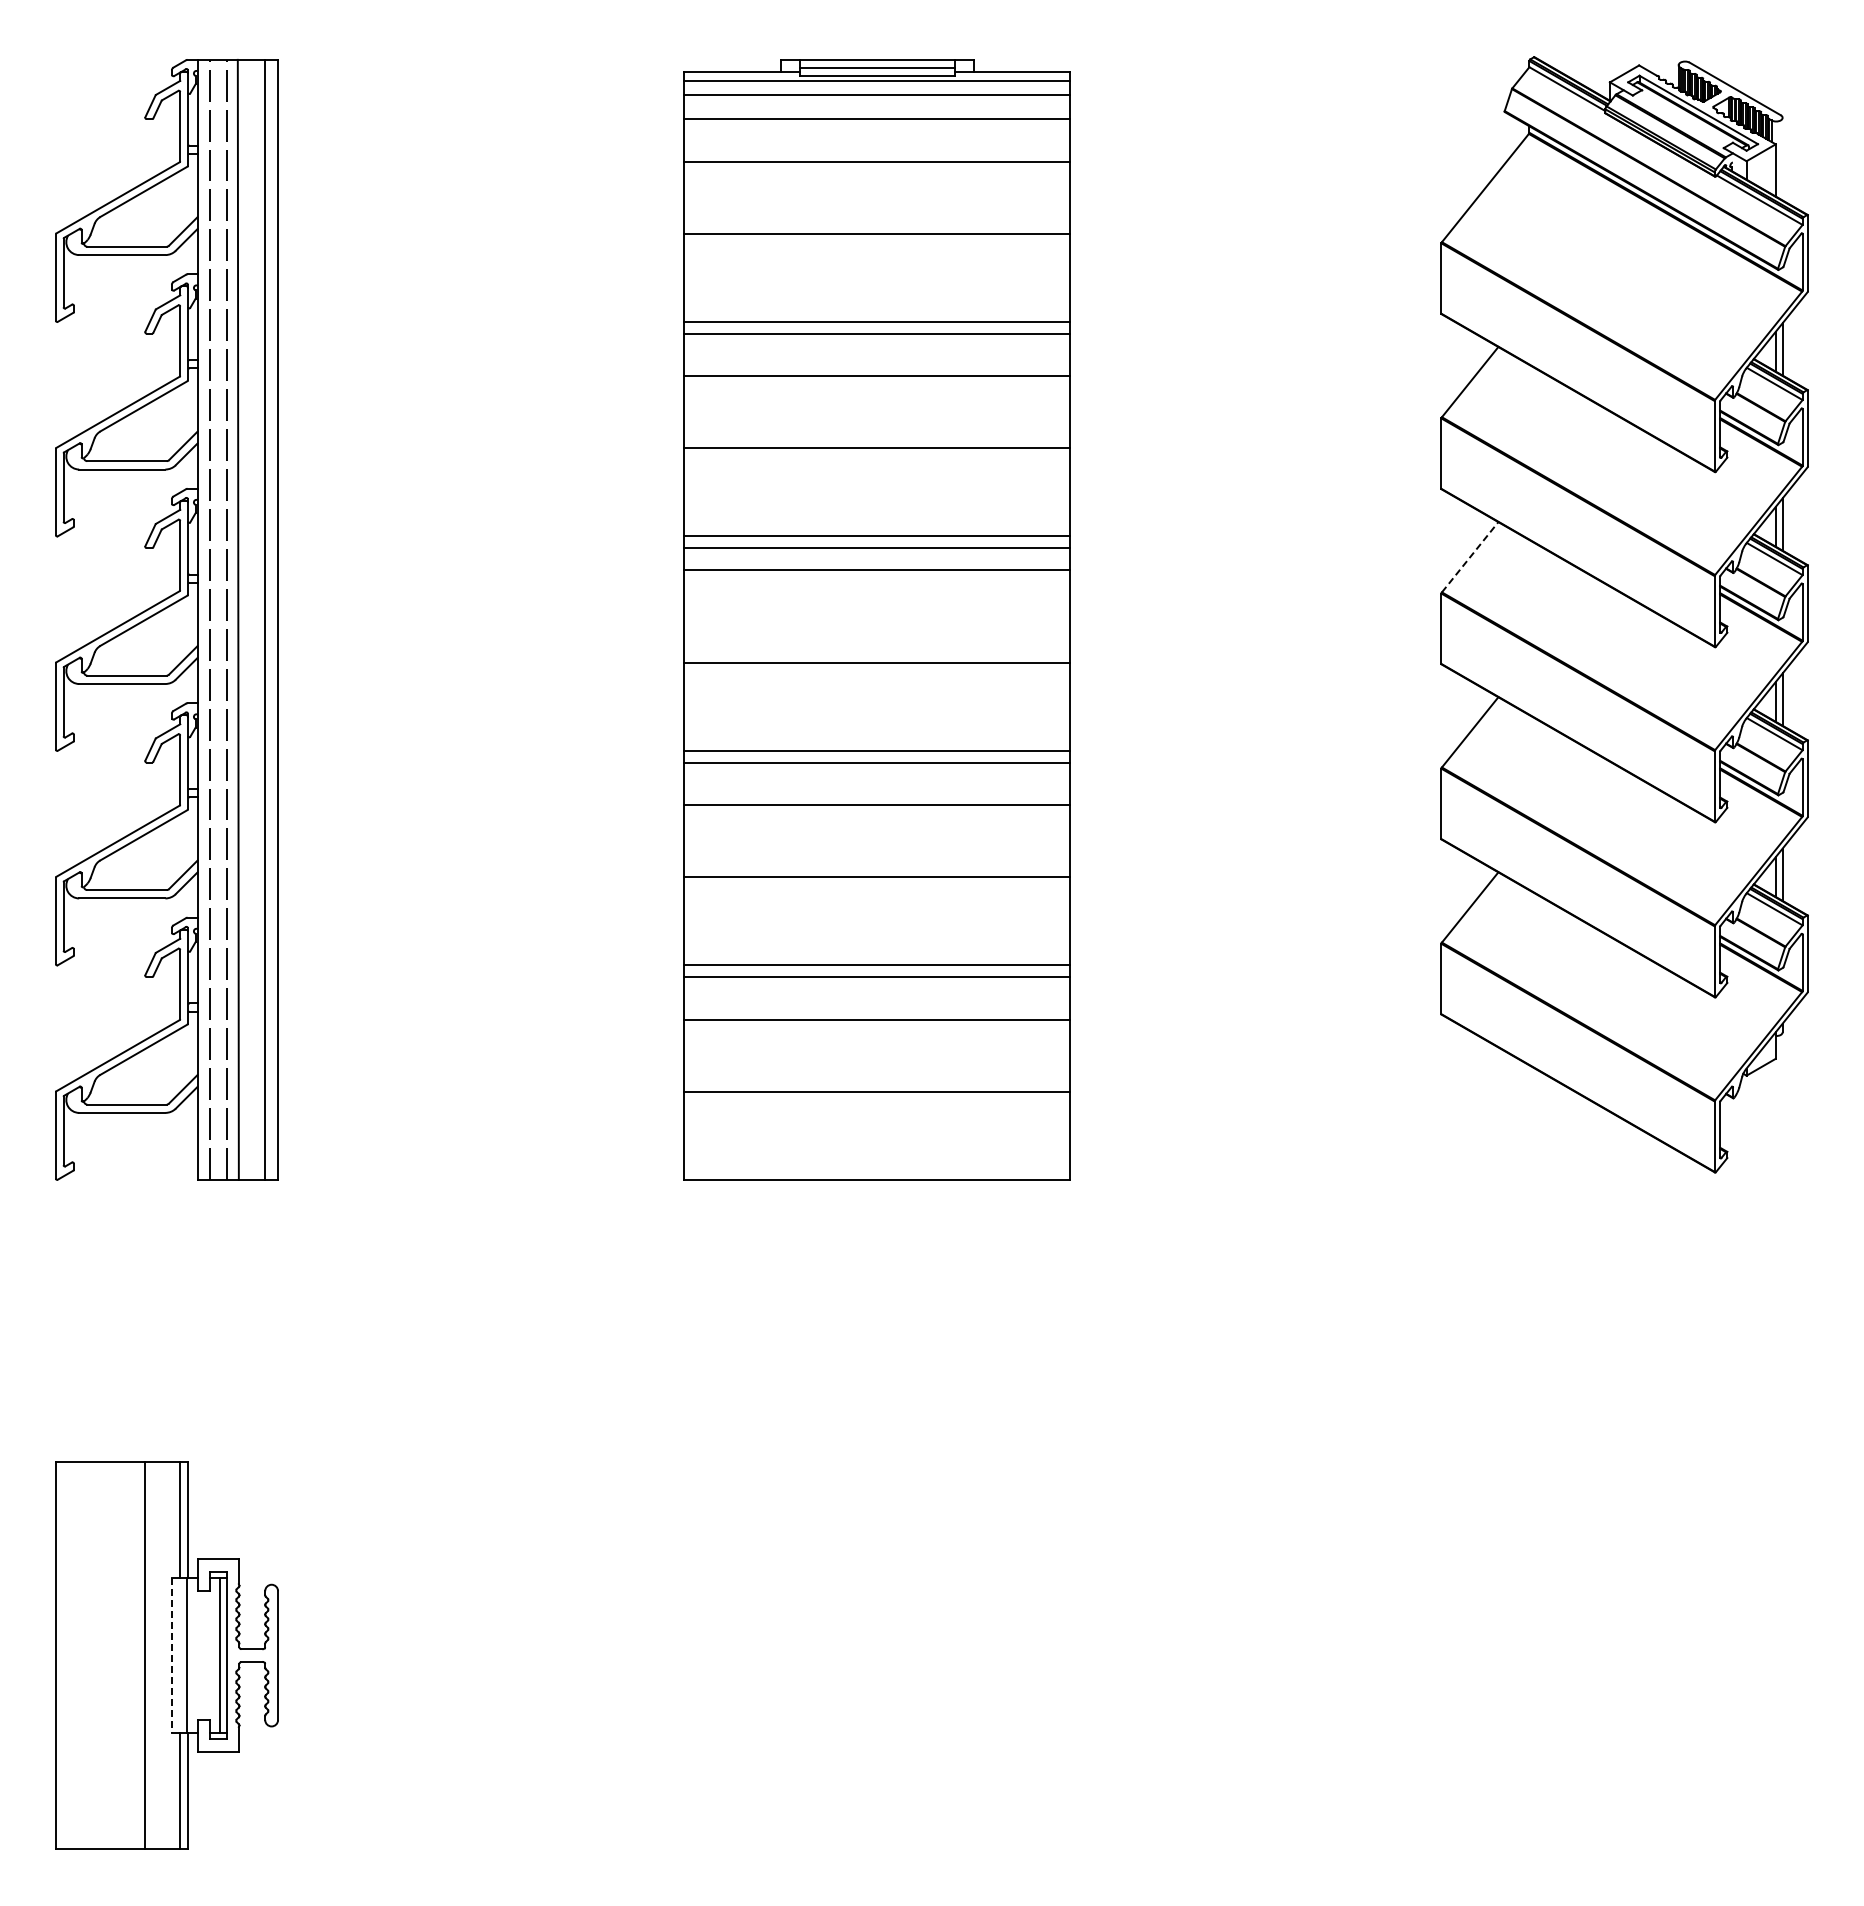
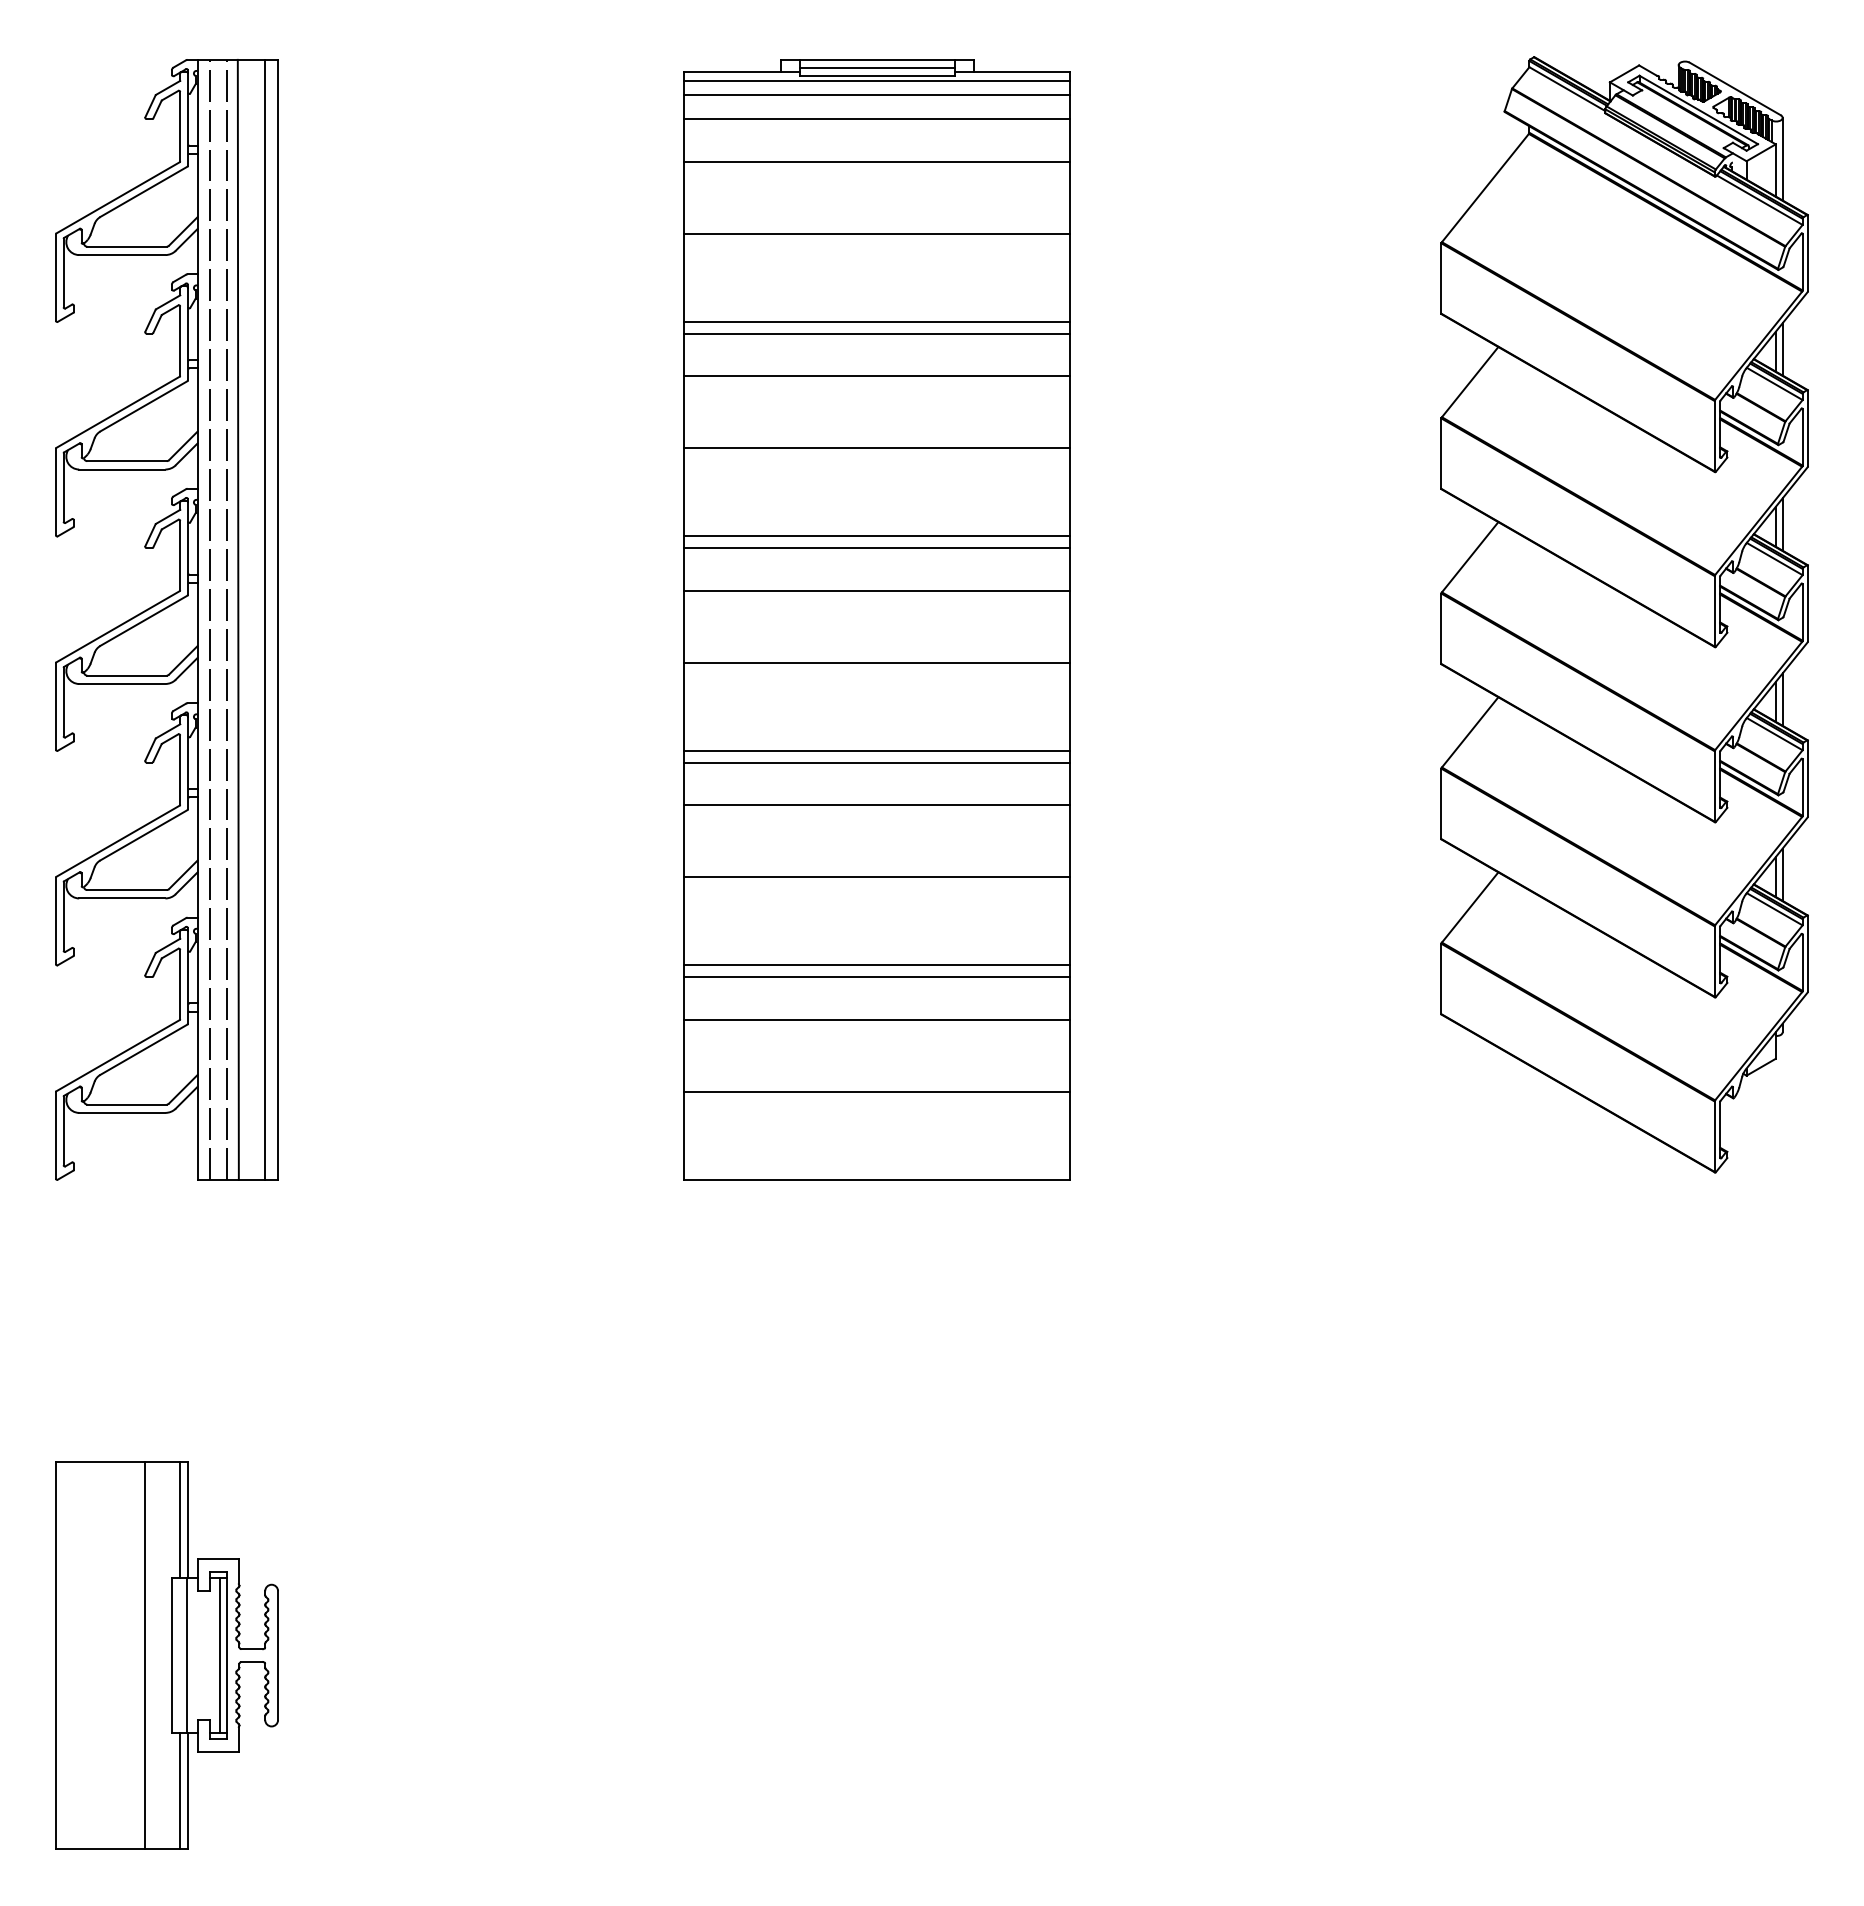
line: none -> present (1782, 158)
line: dashed -> solid (1470, 556)
line position: (877, 569) -> (877, 590) (877, 590)
line: dashed -> solid (171, 1656)
